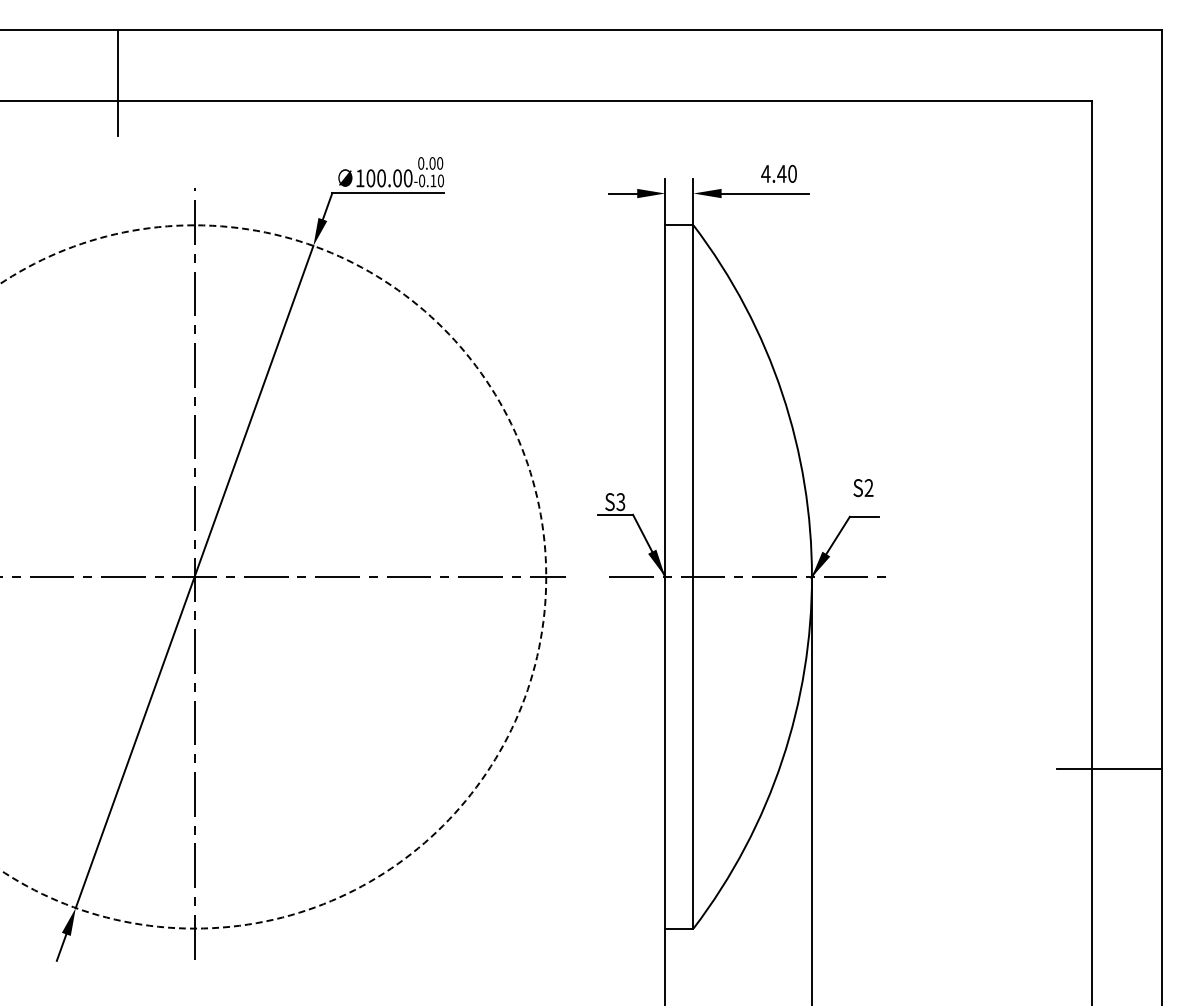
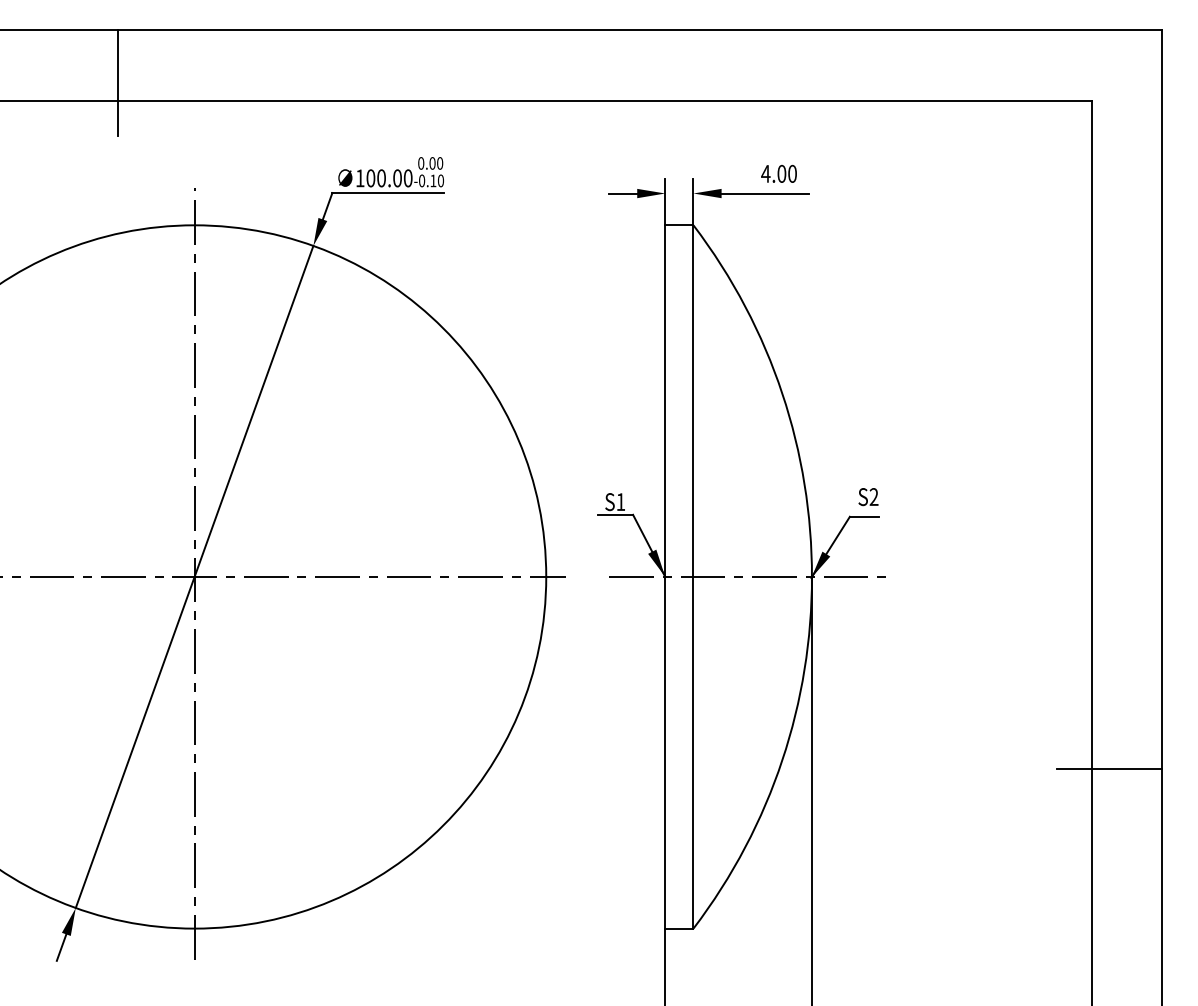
text: 4.40 -> 4.00 (781, 173)
text position: (863, 488) -> (868, 497) (868, 497)
text: S3 -> S1 (620, 502)
circle: dashed -> solid (273, 576)
